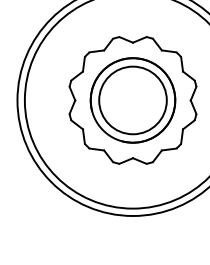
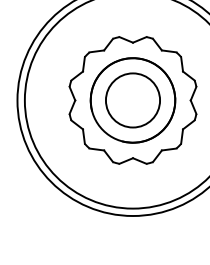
circle diameter: 68 px -> 54 px (132, 100)
